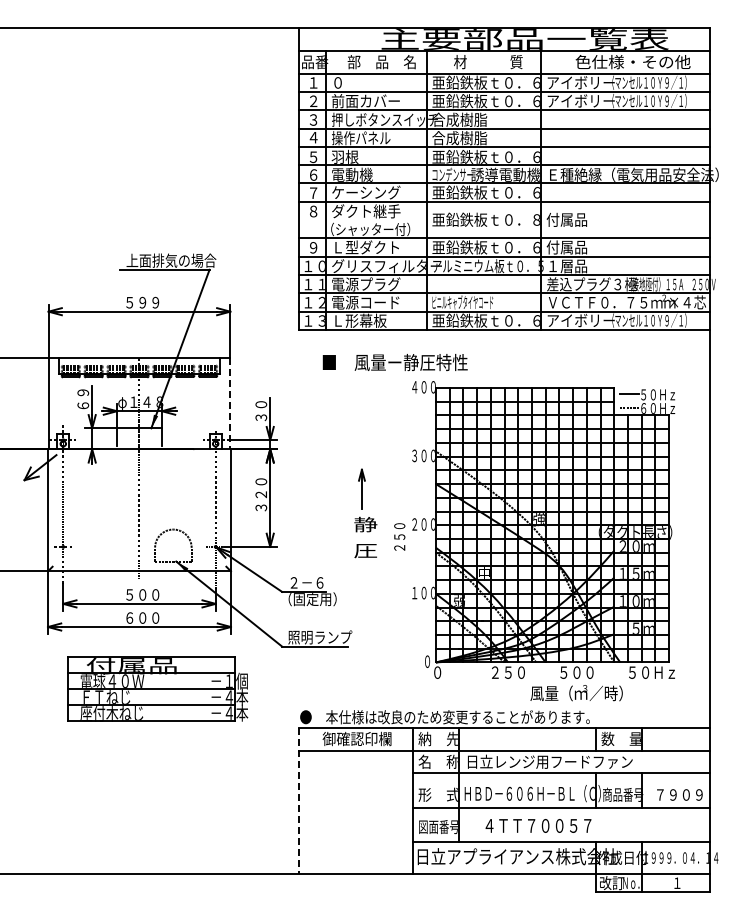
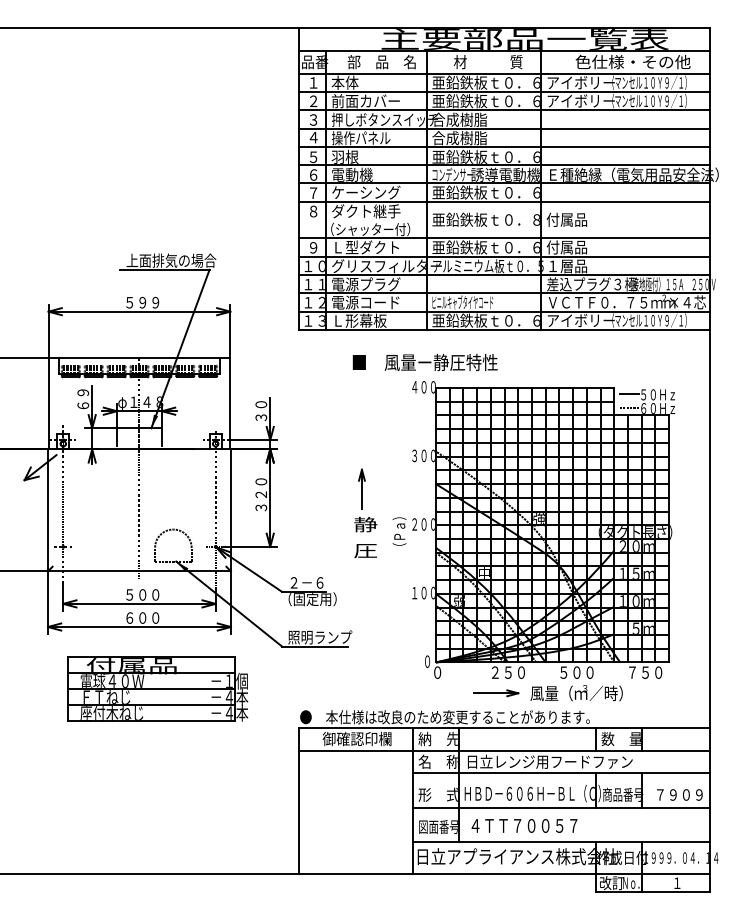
text: ０ -> 本体 (344, 82)
text position: (394, 362) -> (424, 362) (424, 362)
line: dashed -> solid (230, 403)
text: ２５０ -> （Ｐａ） (399, 533)
text: ５０Ｈｚ -> ７５０ (651, 672)
part: none -> present (496, 693)
line: dashed -> solid (298, 801)
text position: (538, 825) -> (524, 825) (524, 825)
